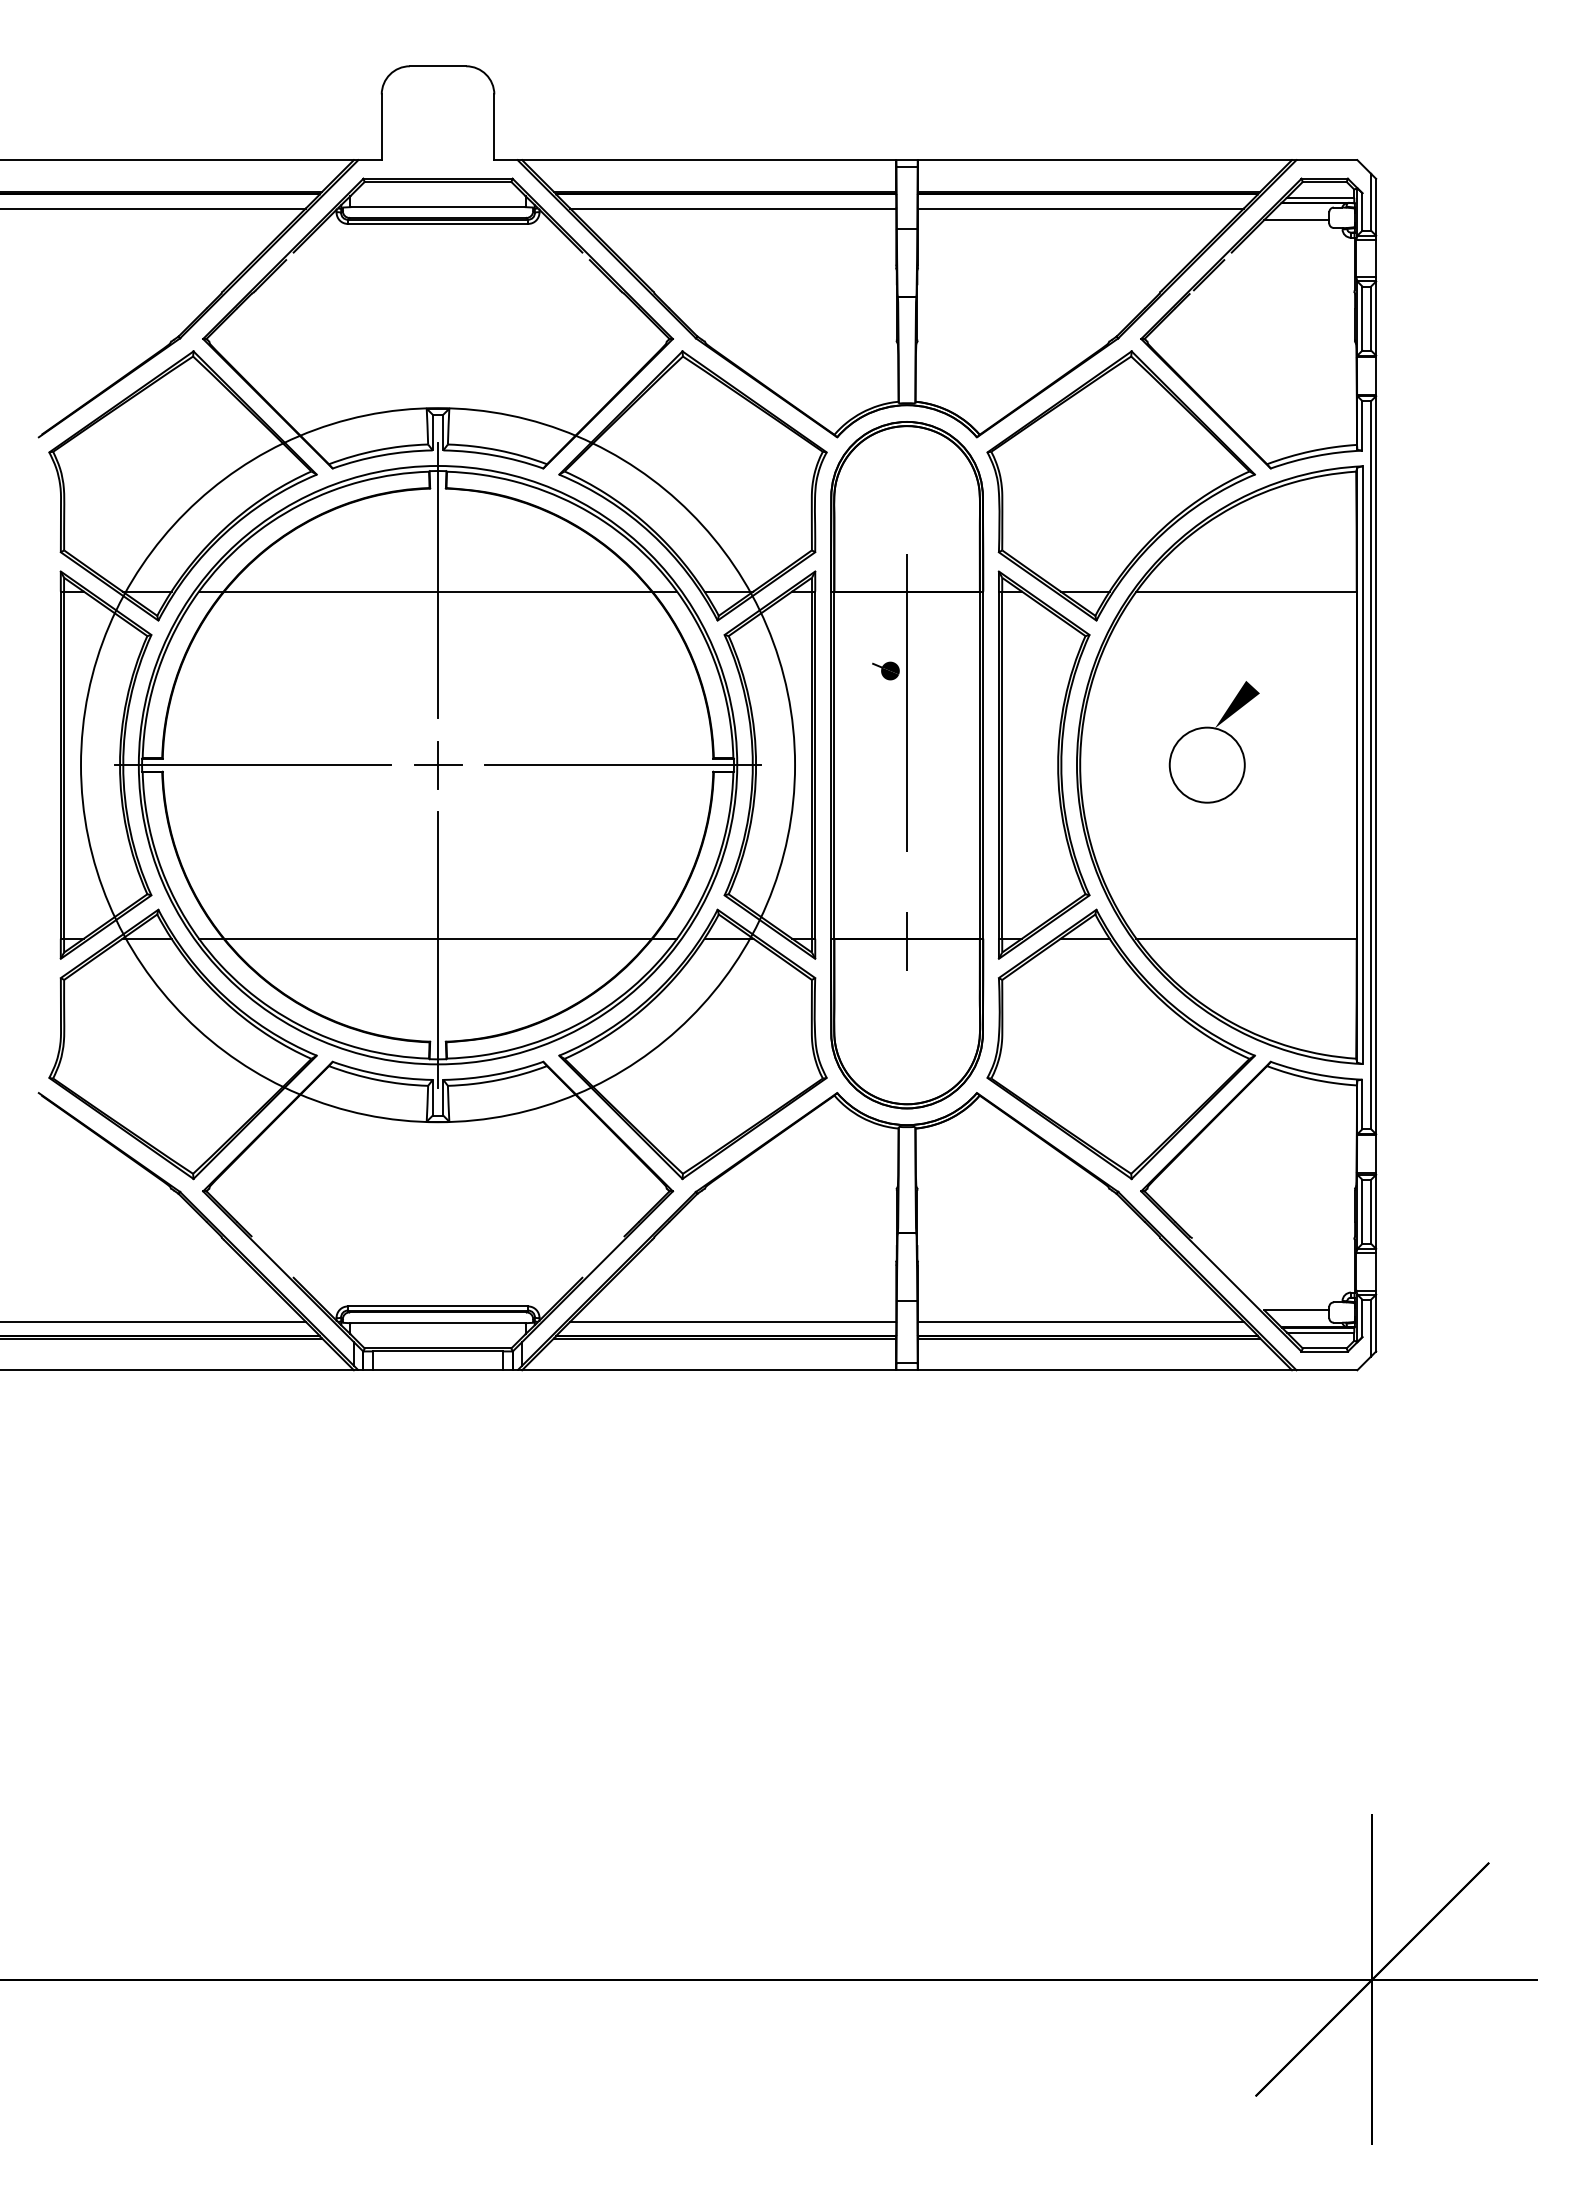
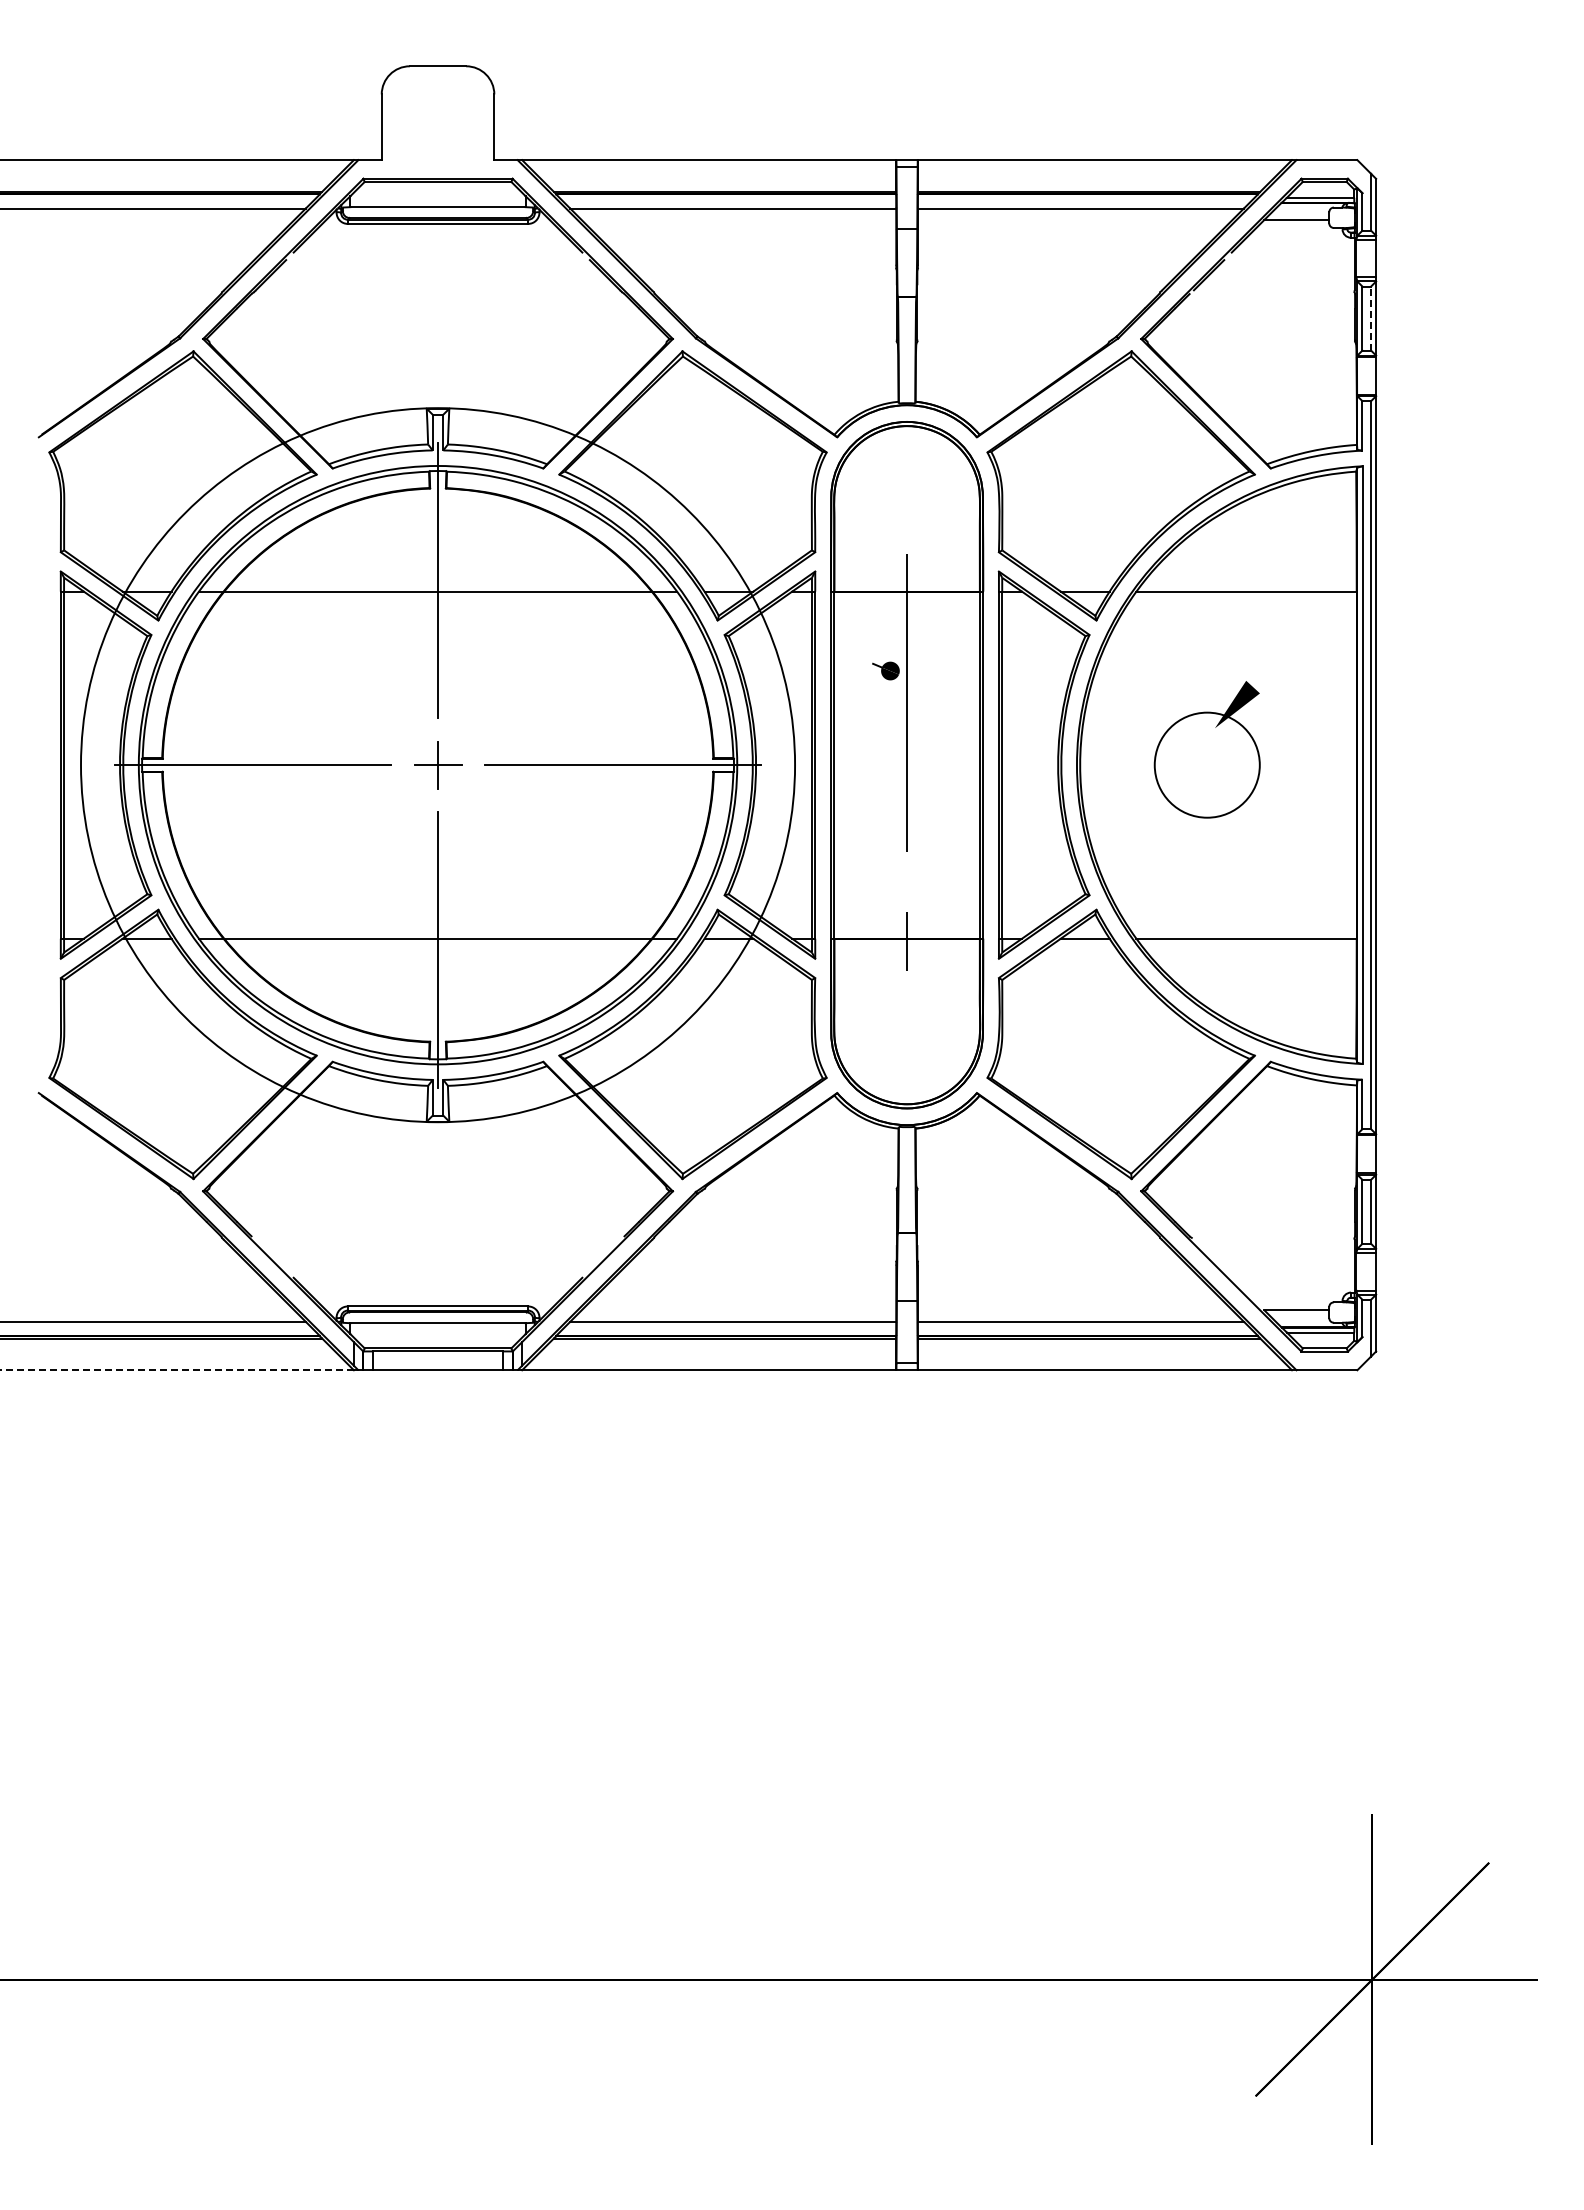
line: solid -> dashed (1371, 318)
circle diameter: 75 px -> 105 px (1206, 764)
line: solid -> dashed (176, 1370)
